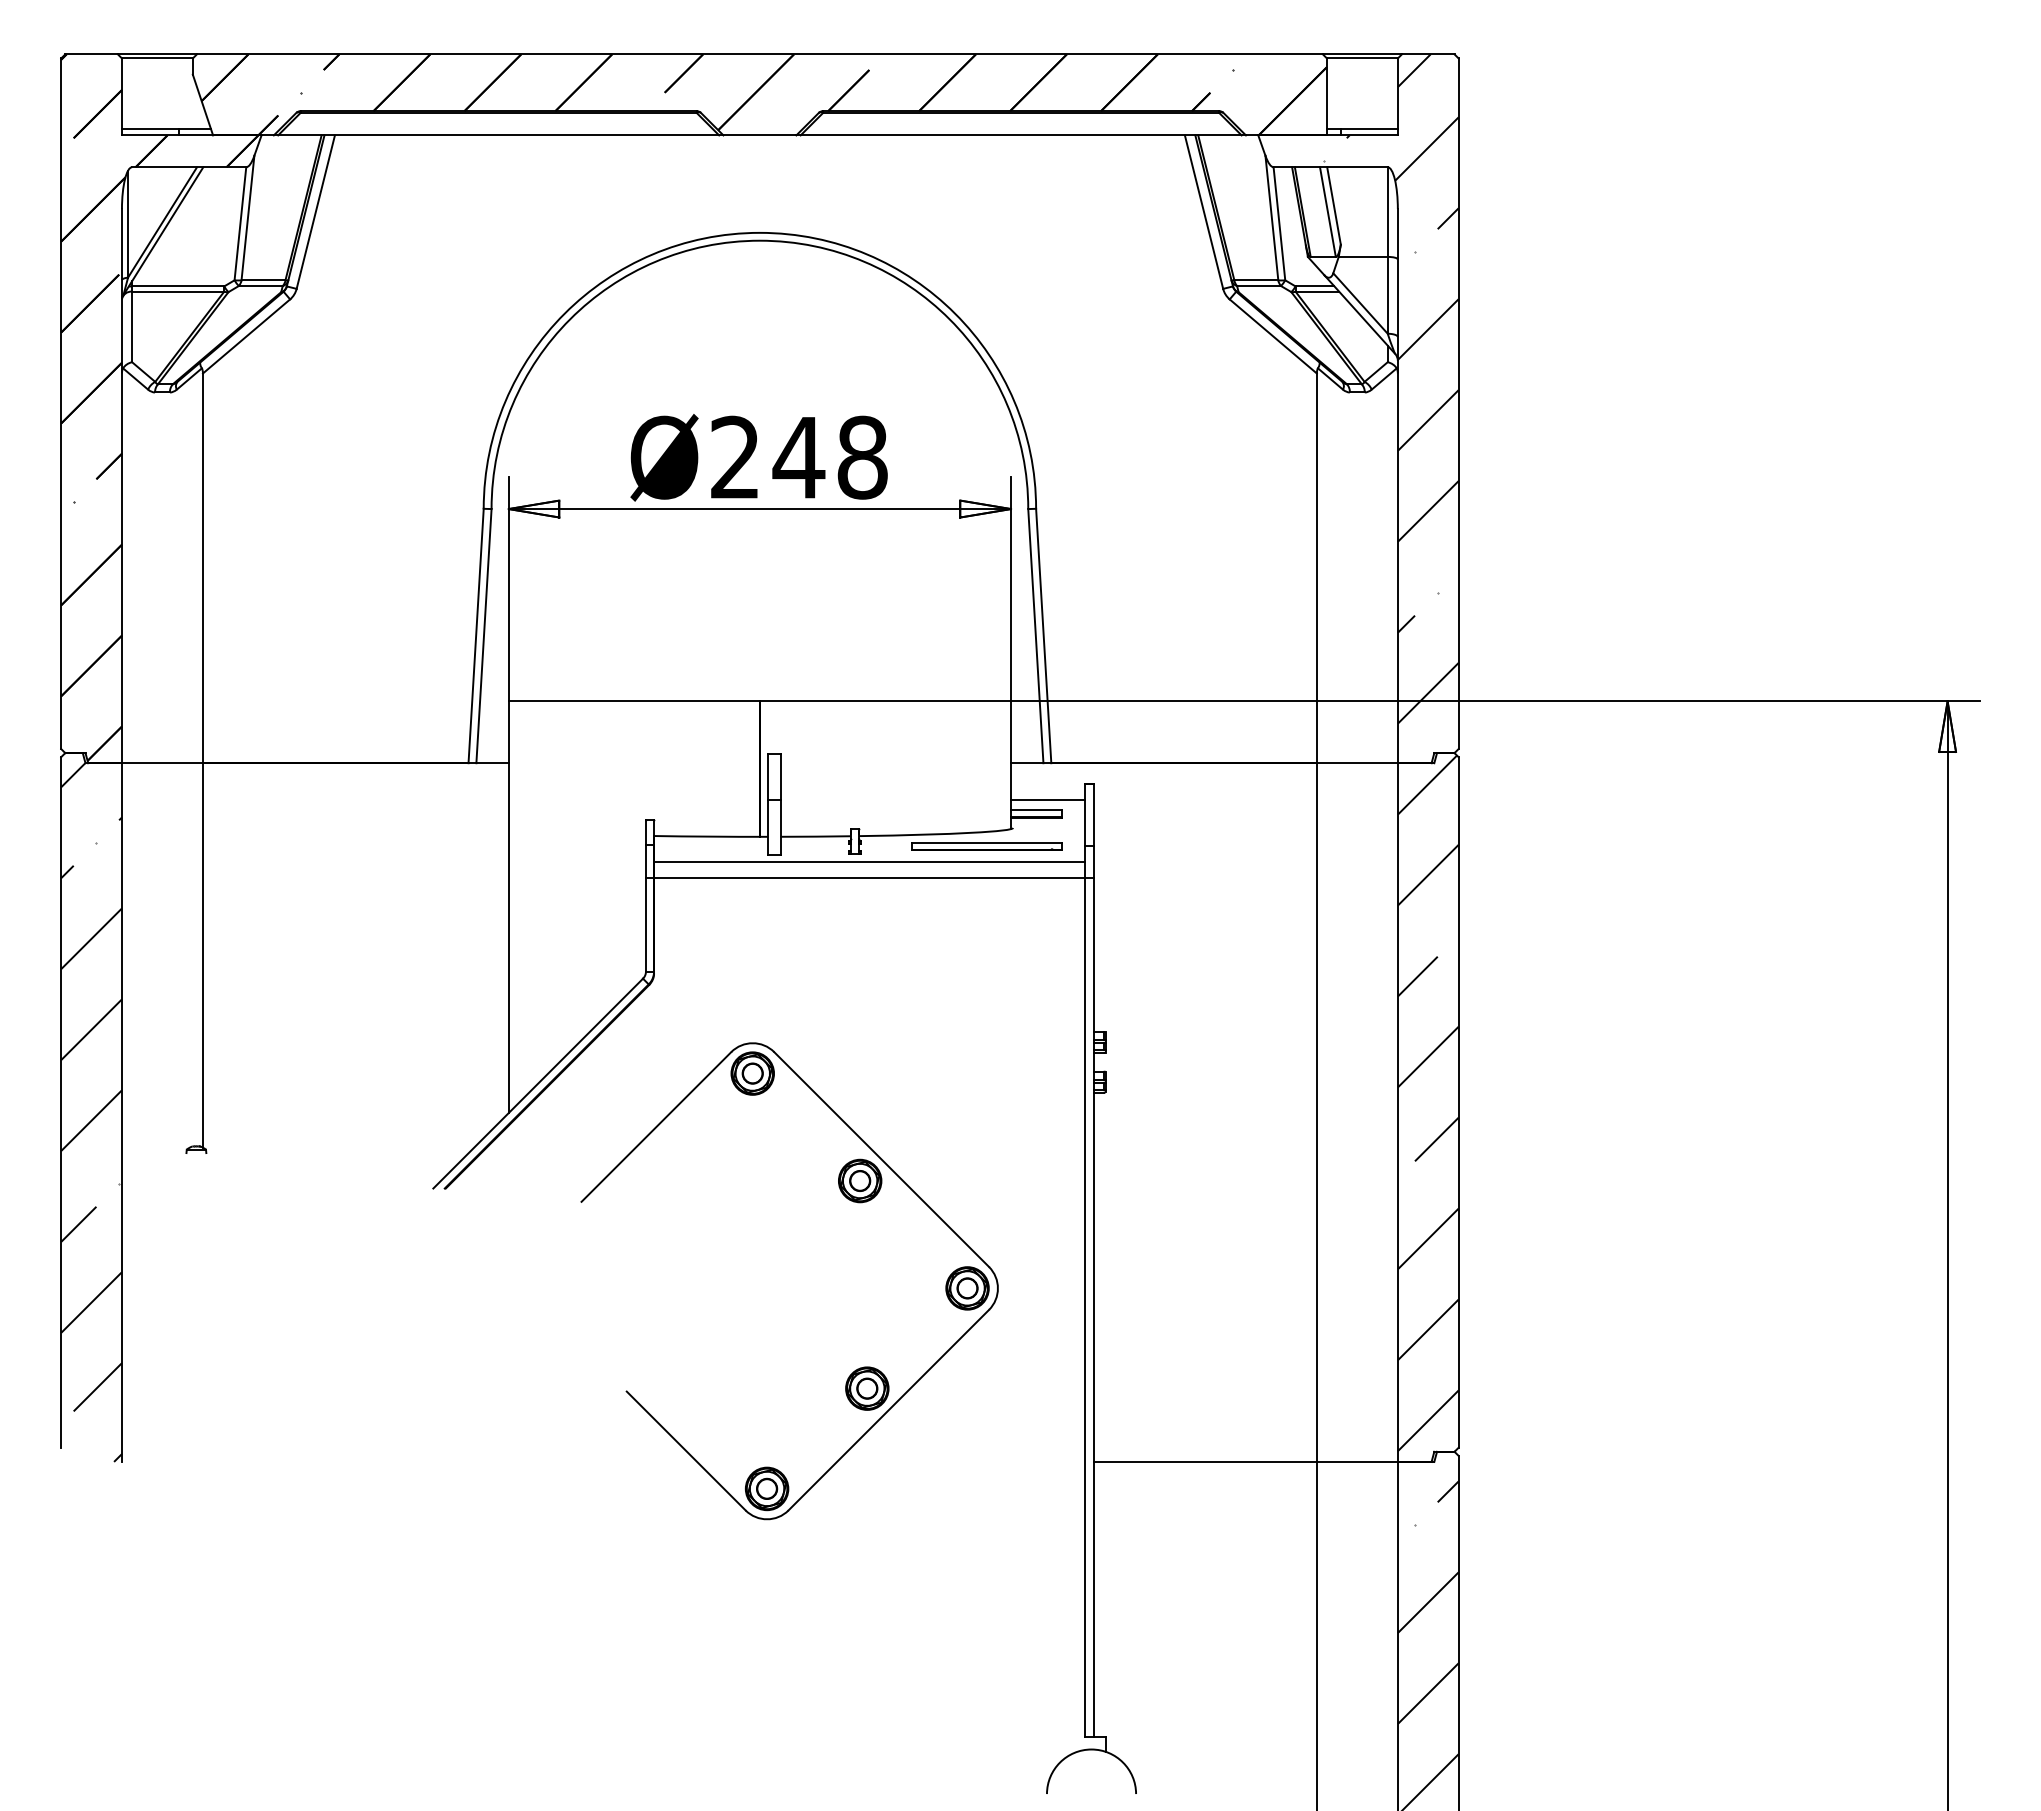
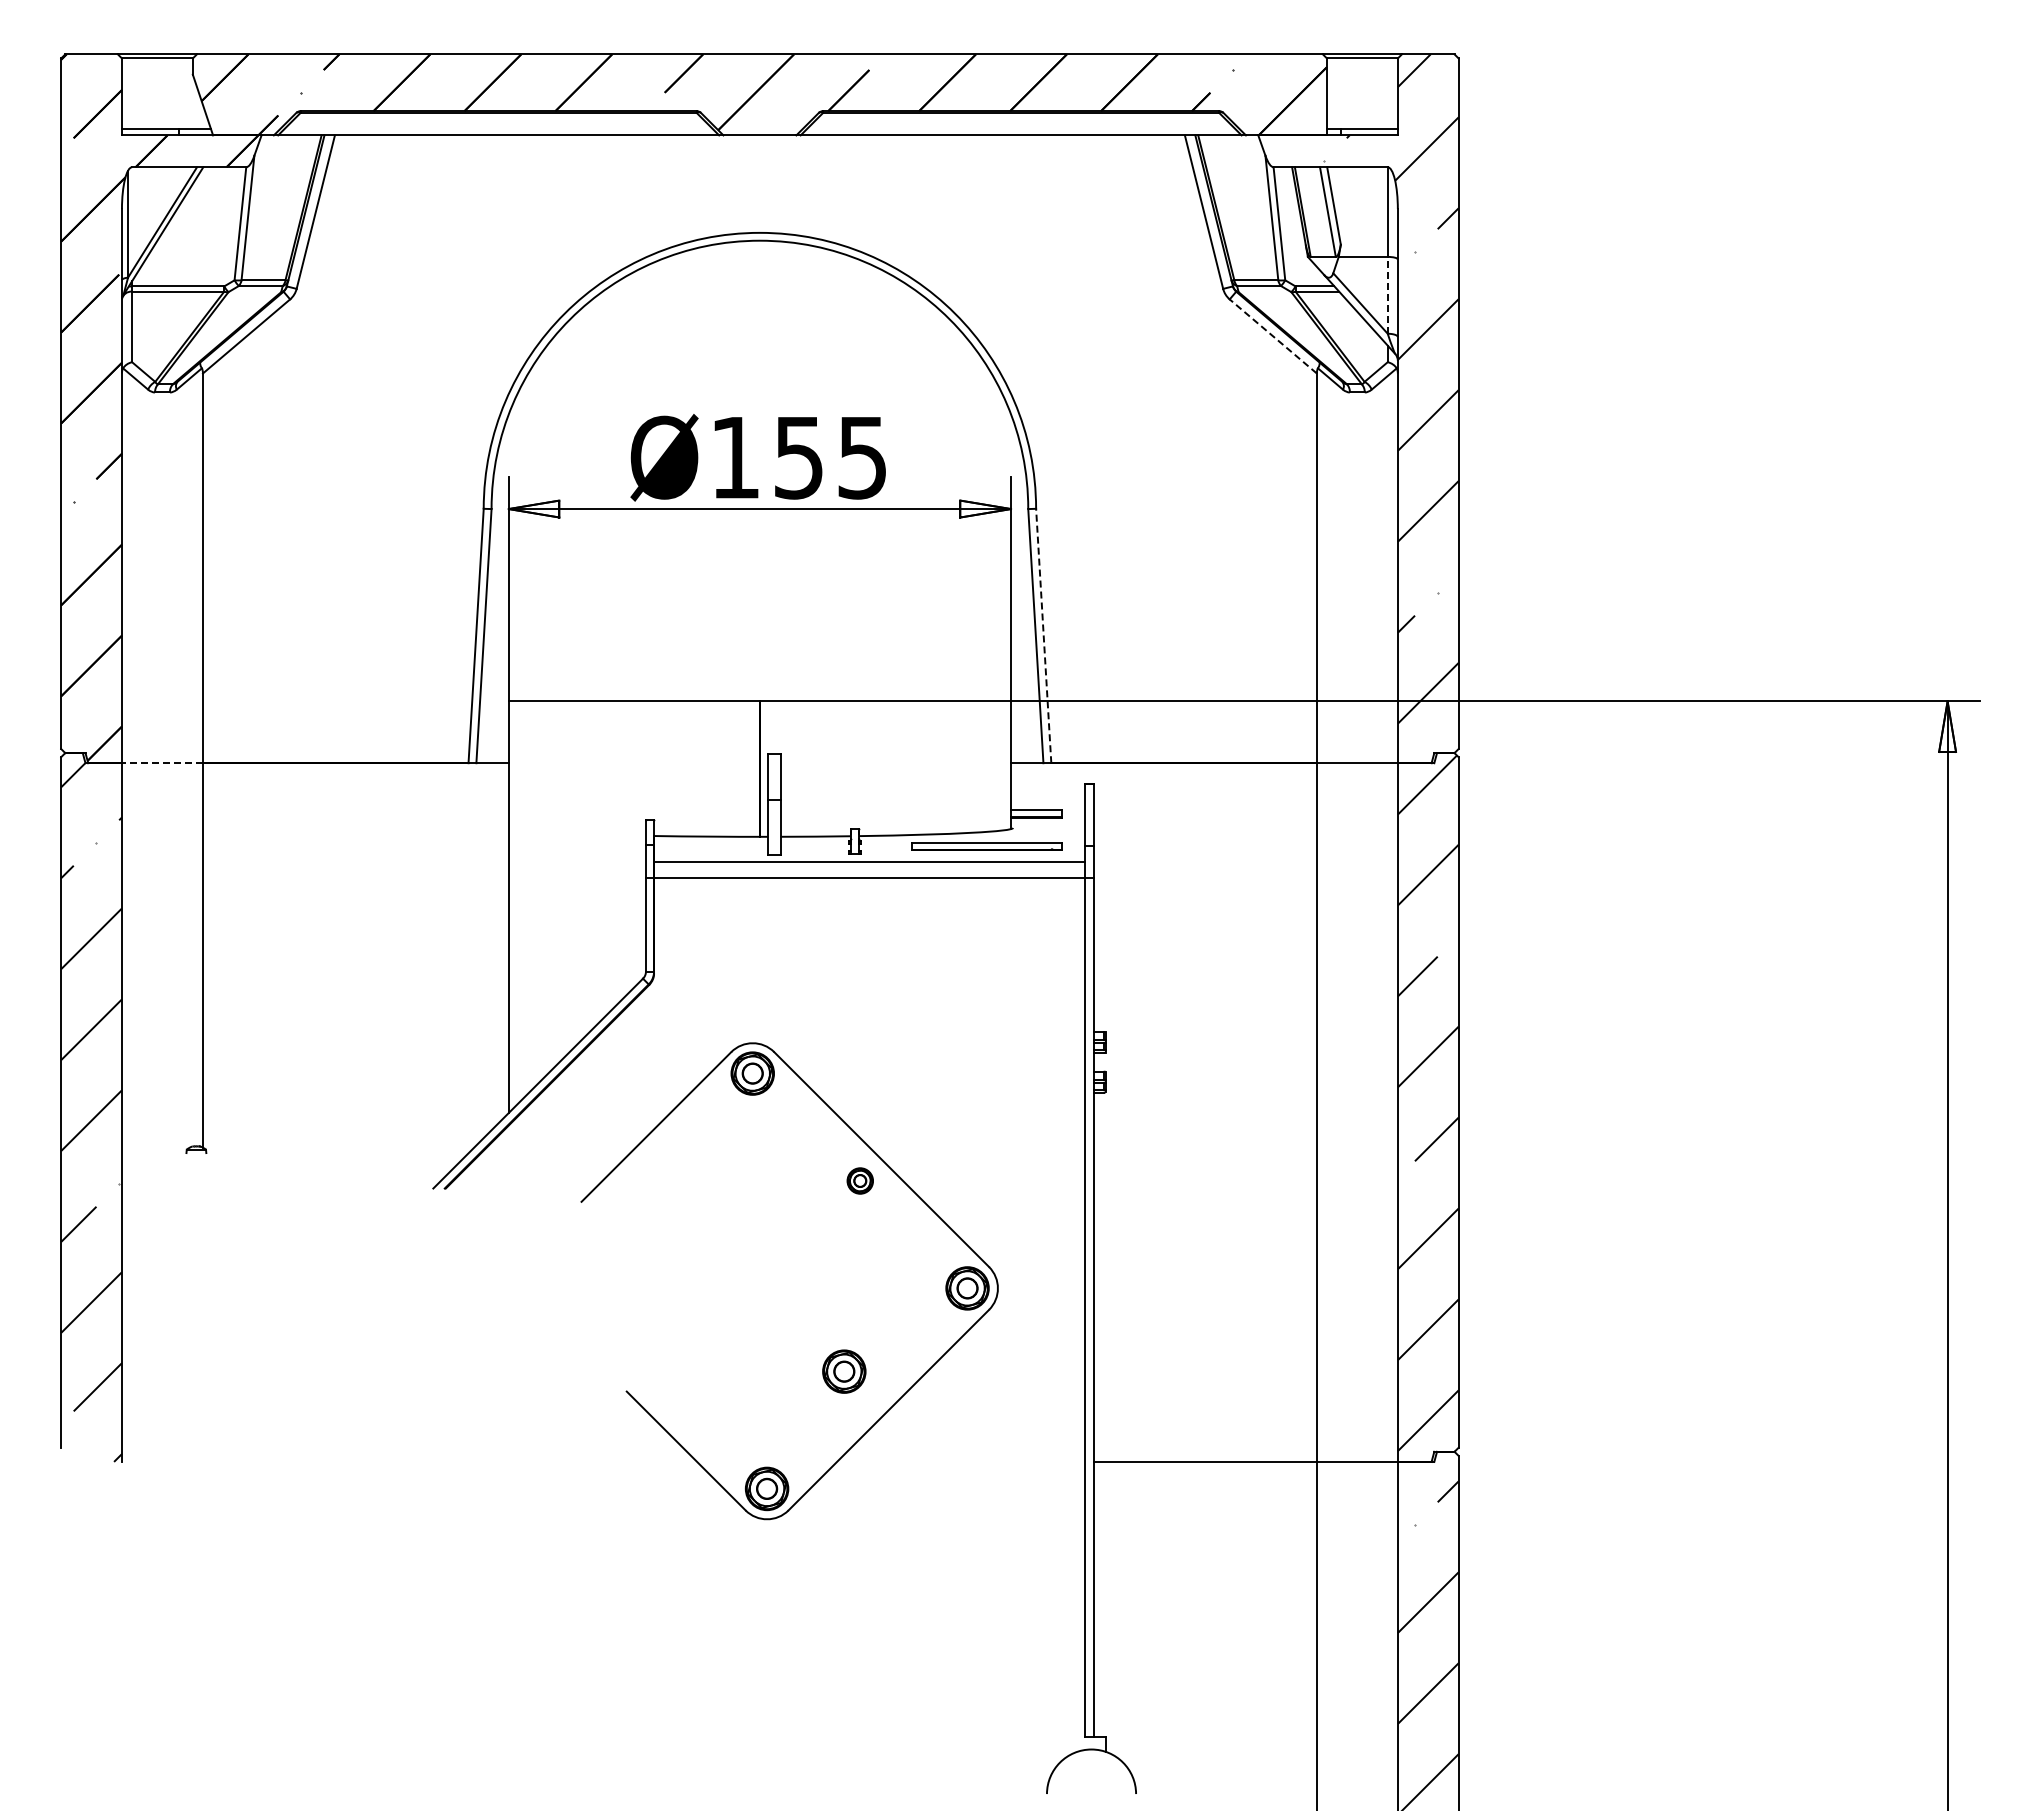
line: solid -> dashed (1387, 294)
line: solid -> dashed (1272, 336)
text: Ø248 -> Ø155 (799, 457)
line: solid -> dashed (1043, 635)
line: solid -> dashed (162, 763)
line: present -> none (1048, 799)
part size: 45x46 px -> 28x28 px (859, 1180)
part position: (867, 1388) -> (844, 1371) (844, 1371)
